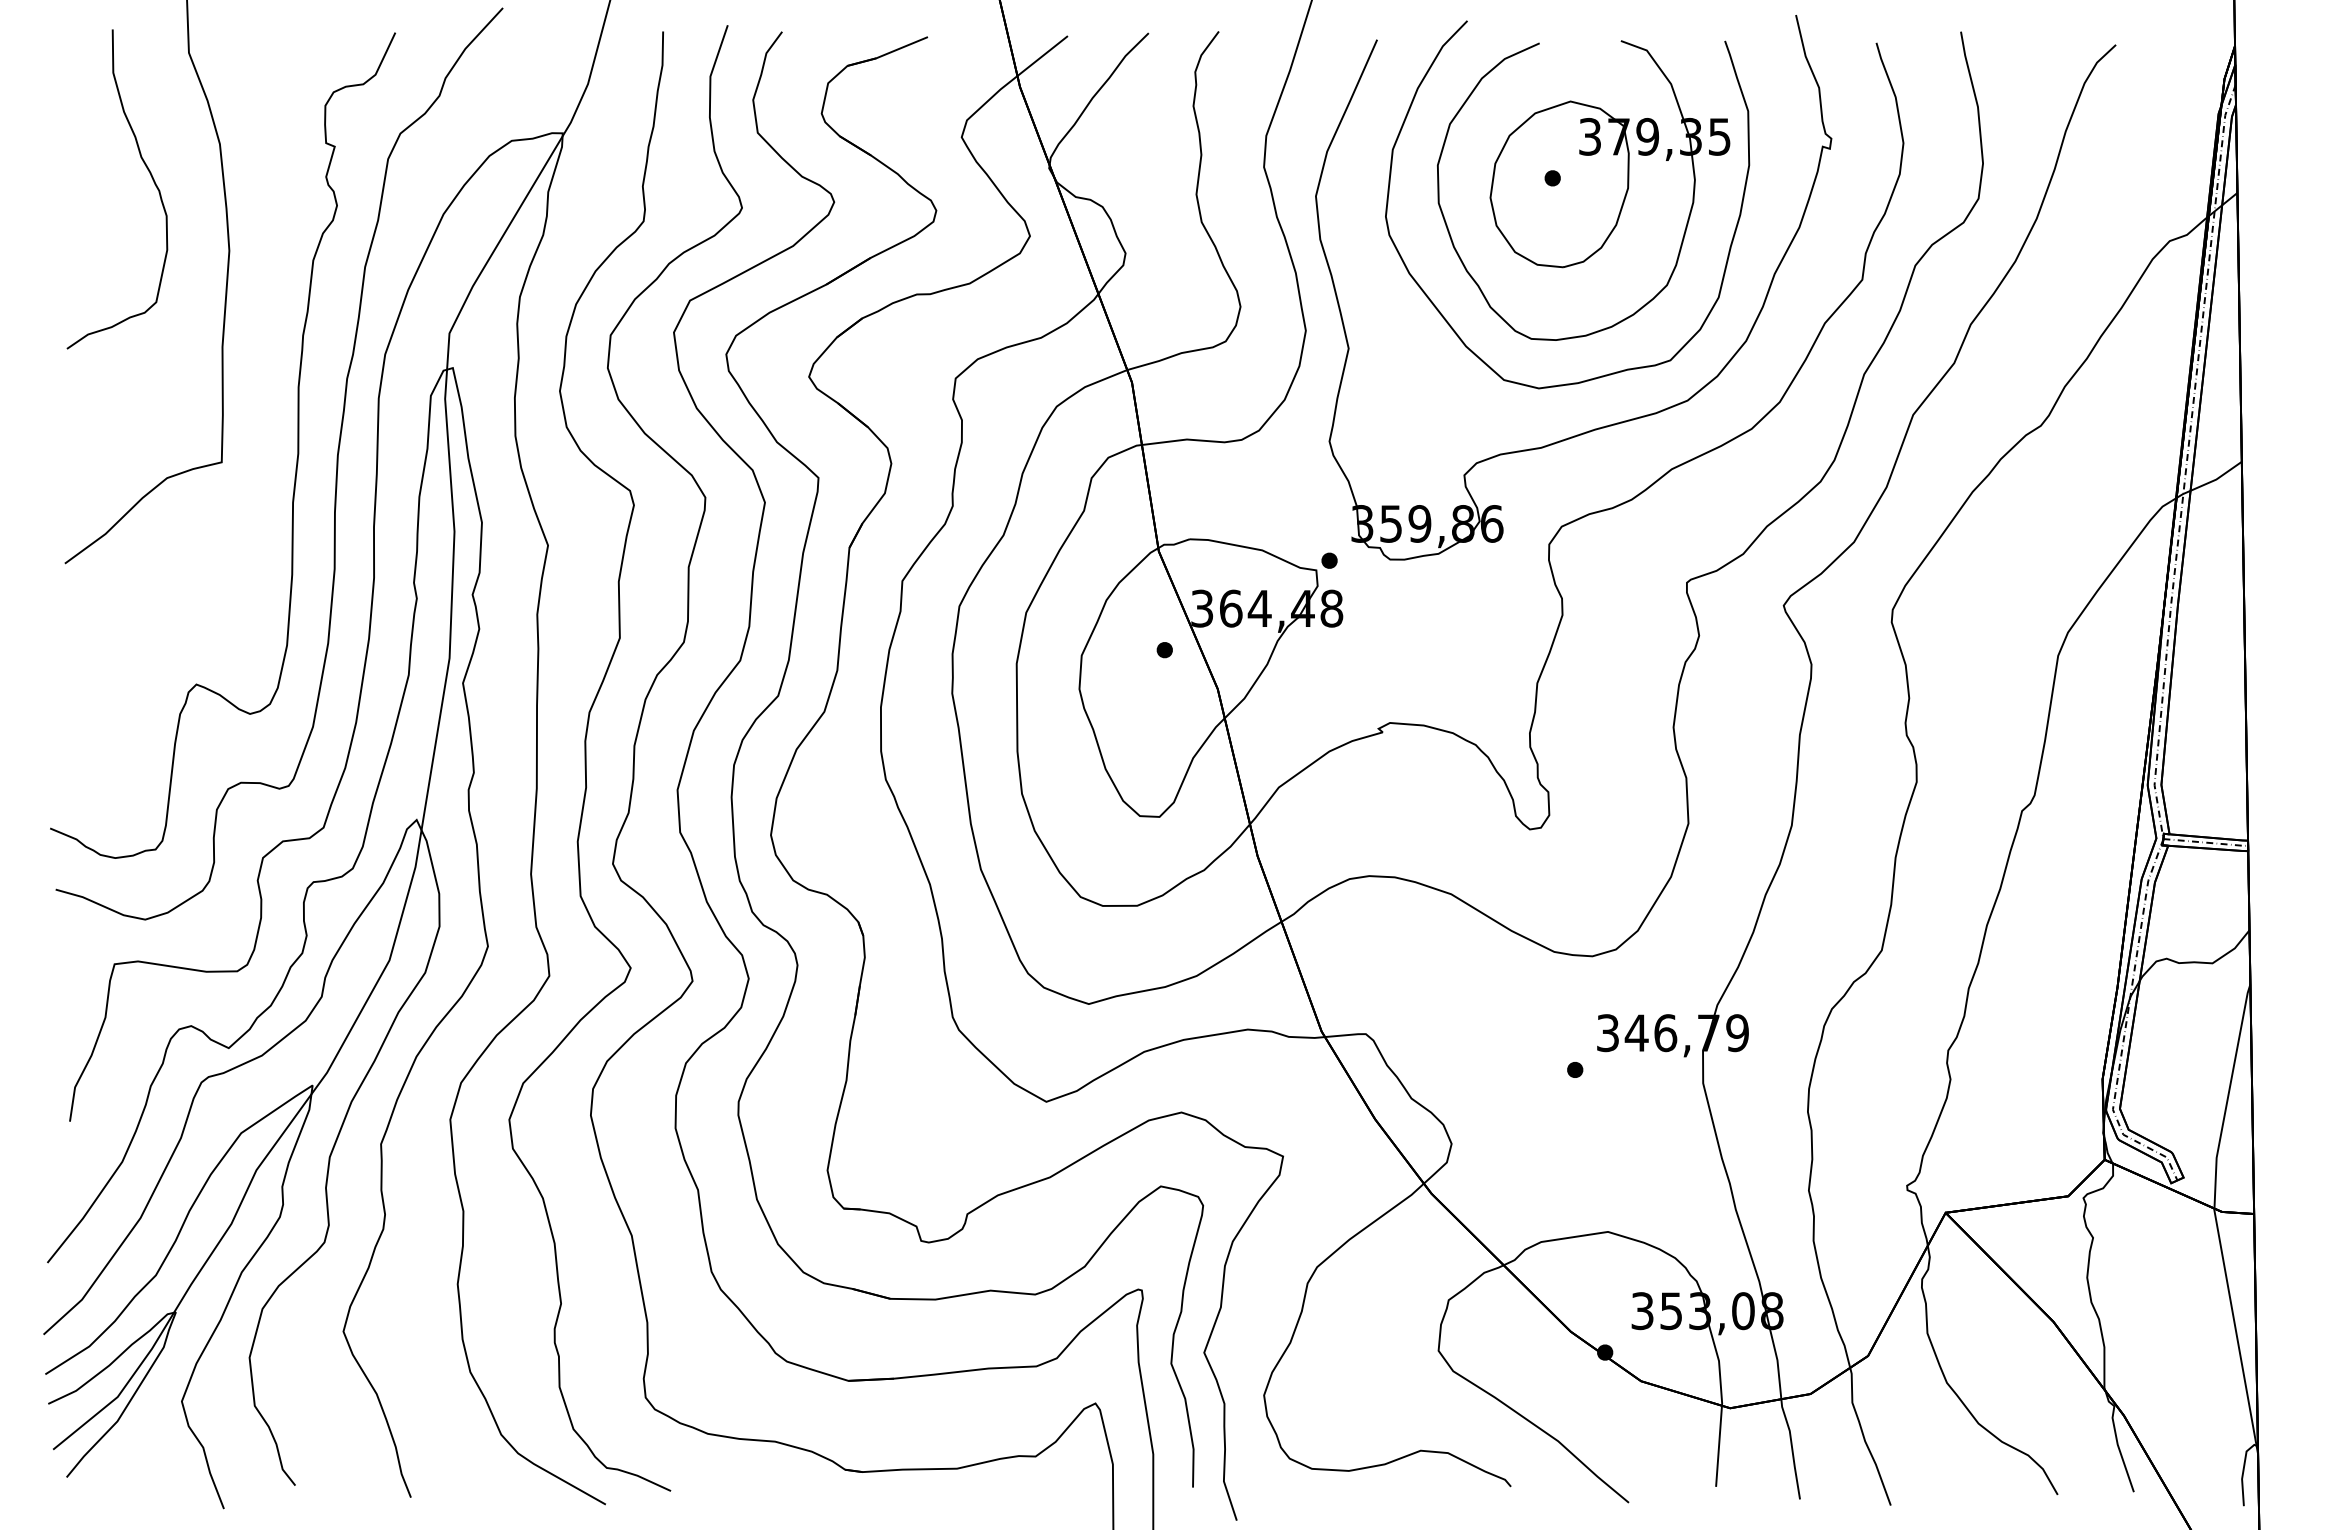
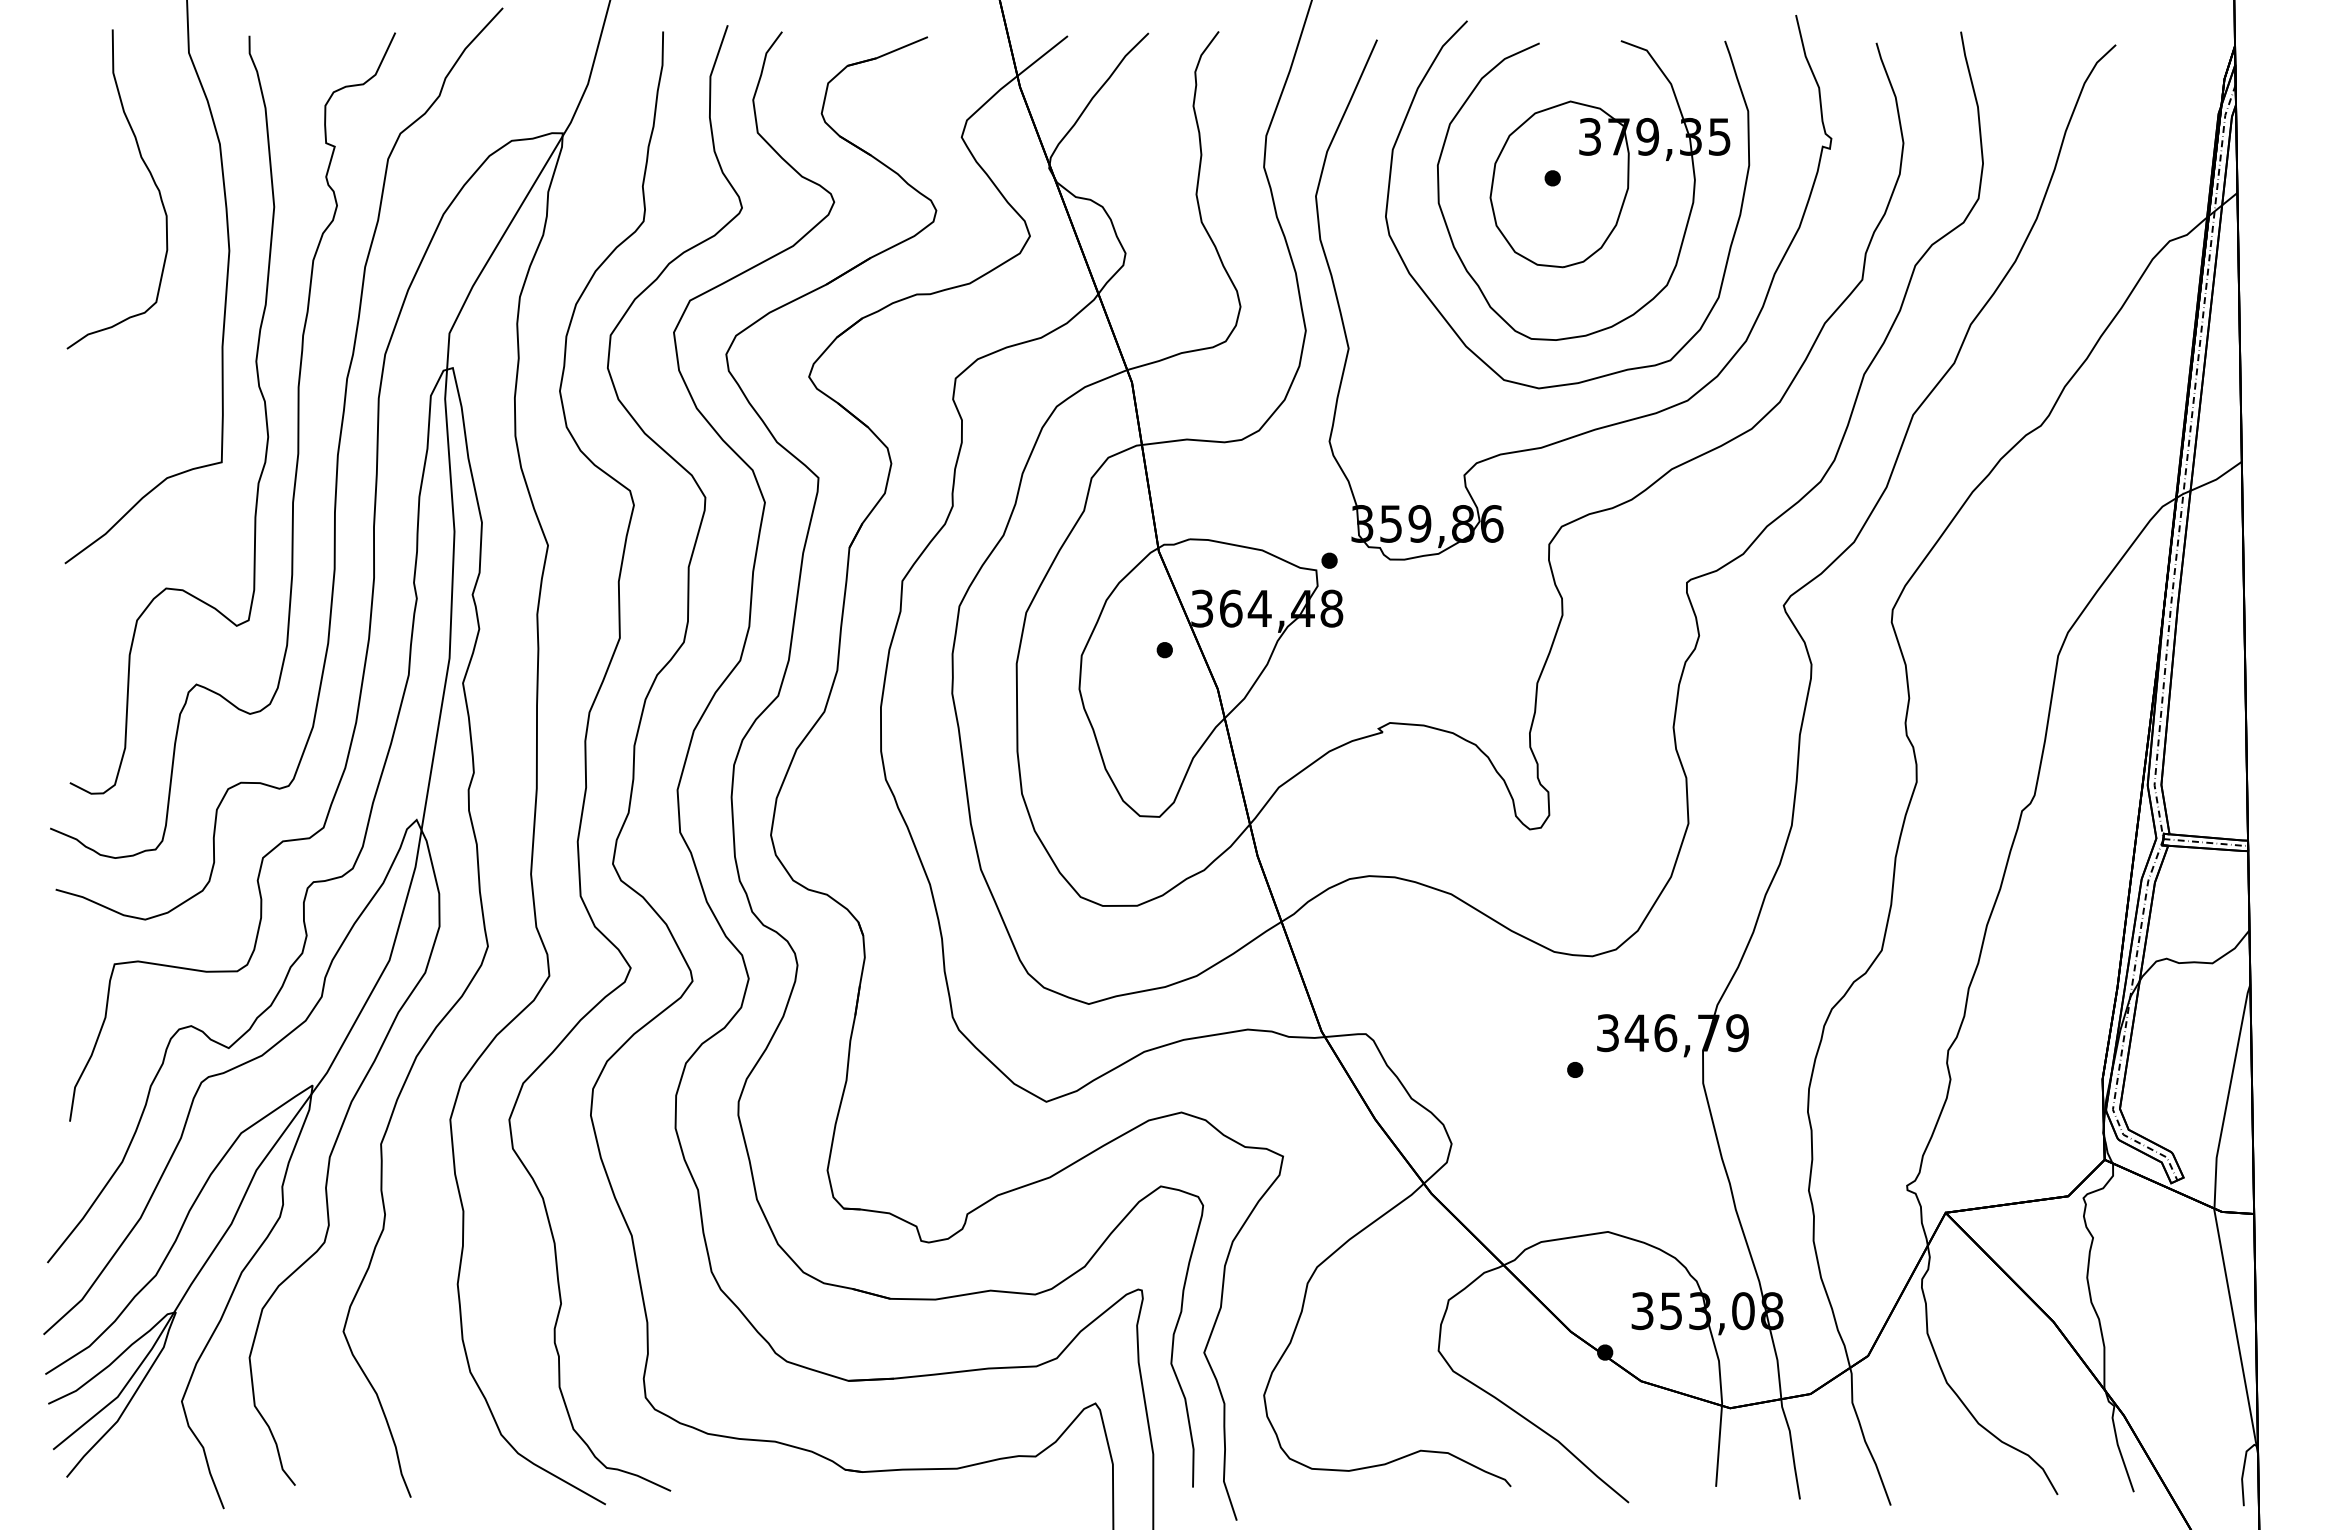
curve: none -> present (258, 387)
